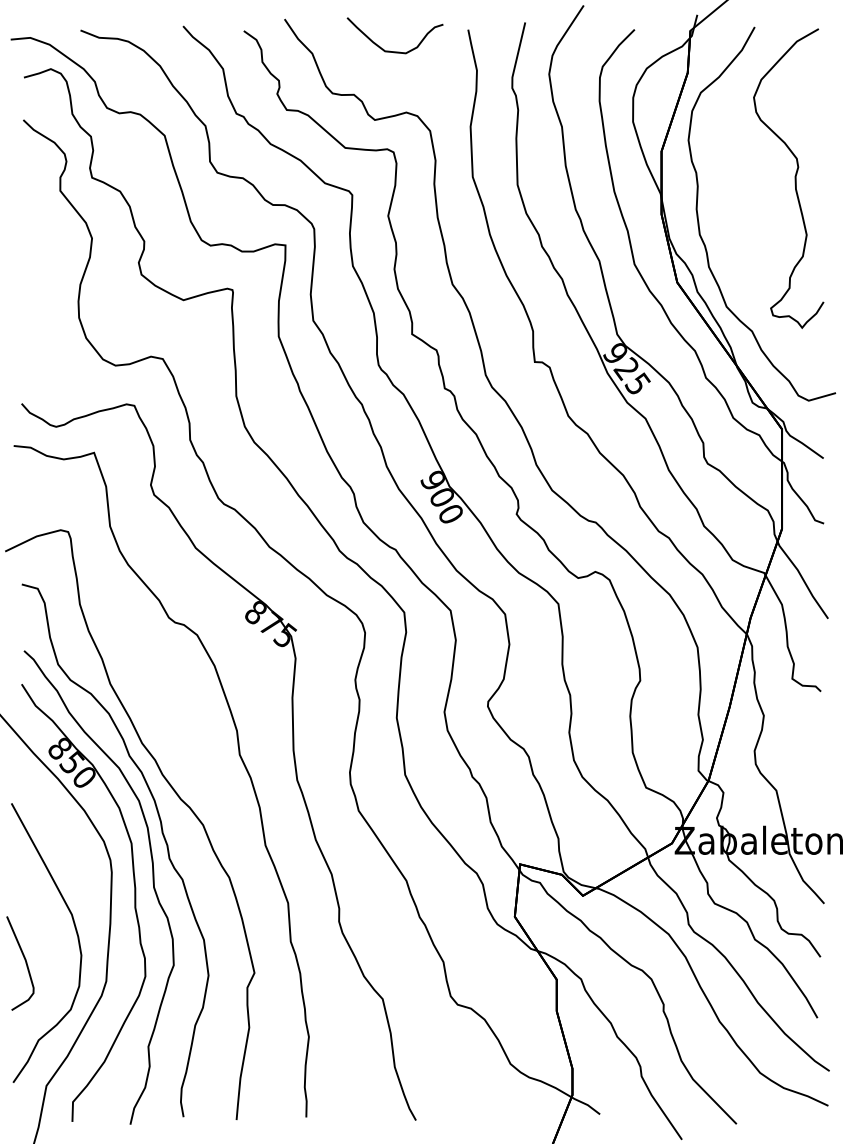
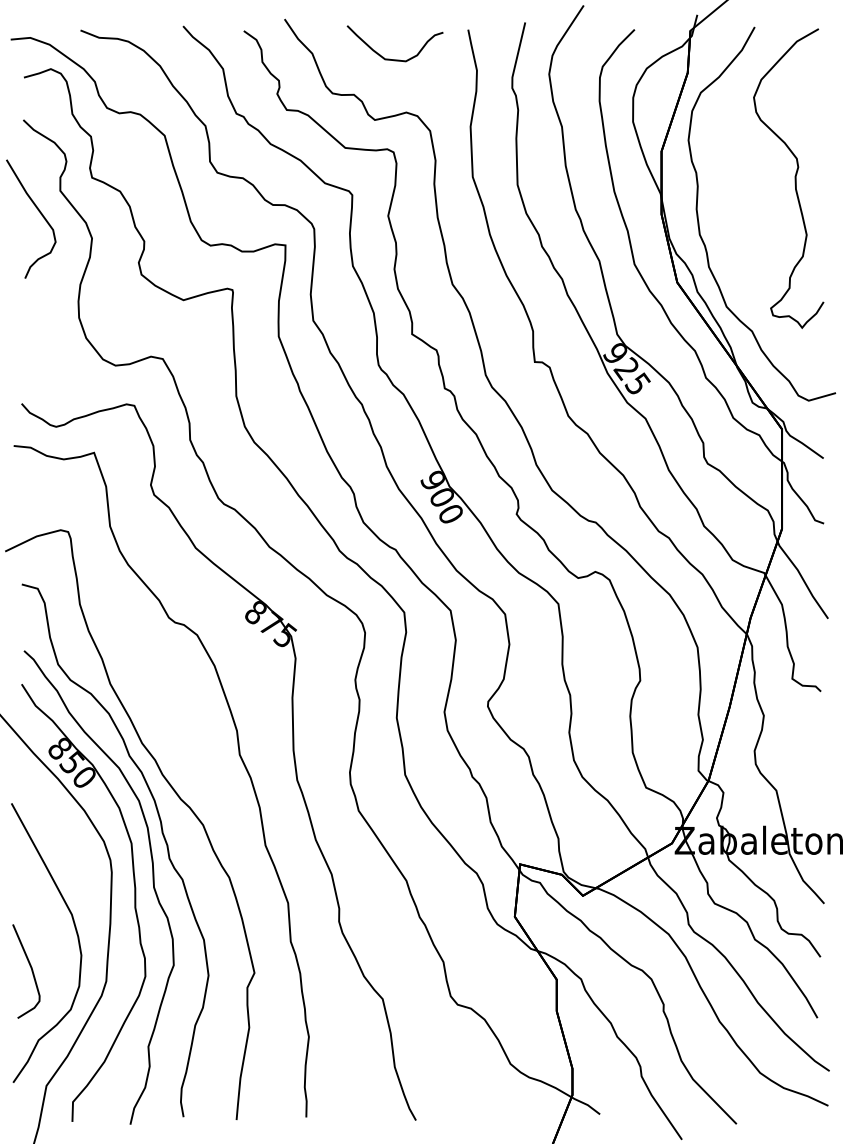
curve position: (389, 50) -> (389, 58) (389, 58)
curve: none -> present (40, 214)
curve position: (24, 960) -> (30, 968) (30, 968)
